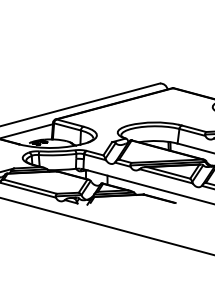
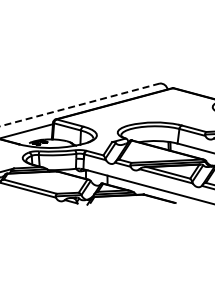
line: solid -> dashed (79, 104)
line: present -> none (106, 226)
